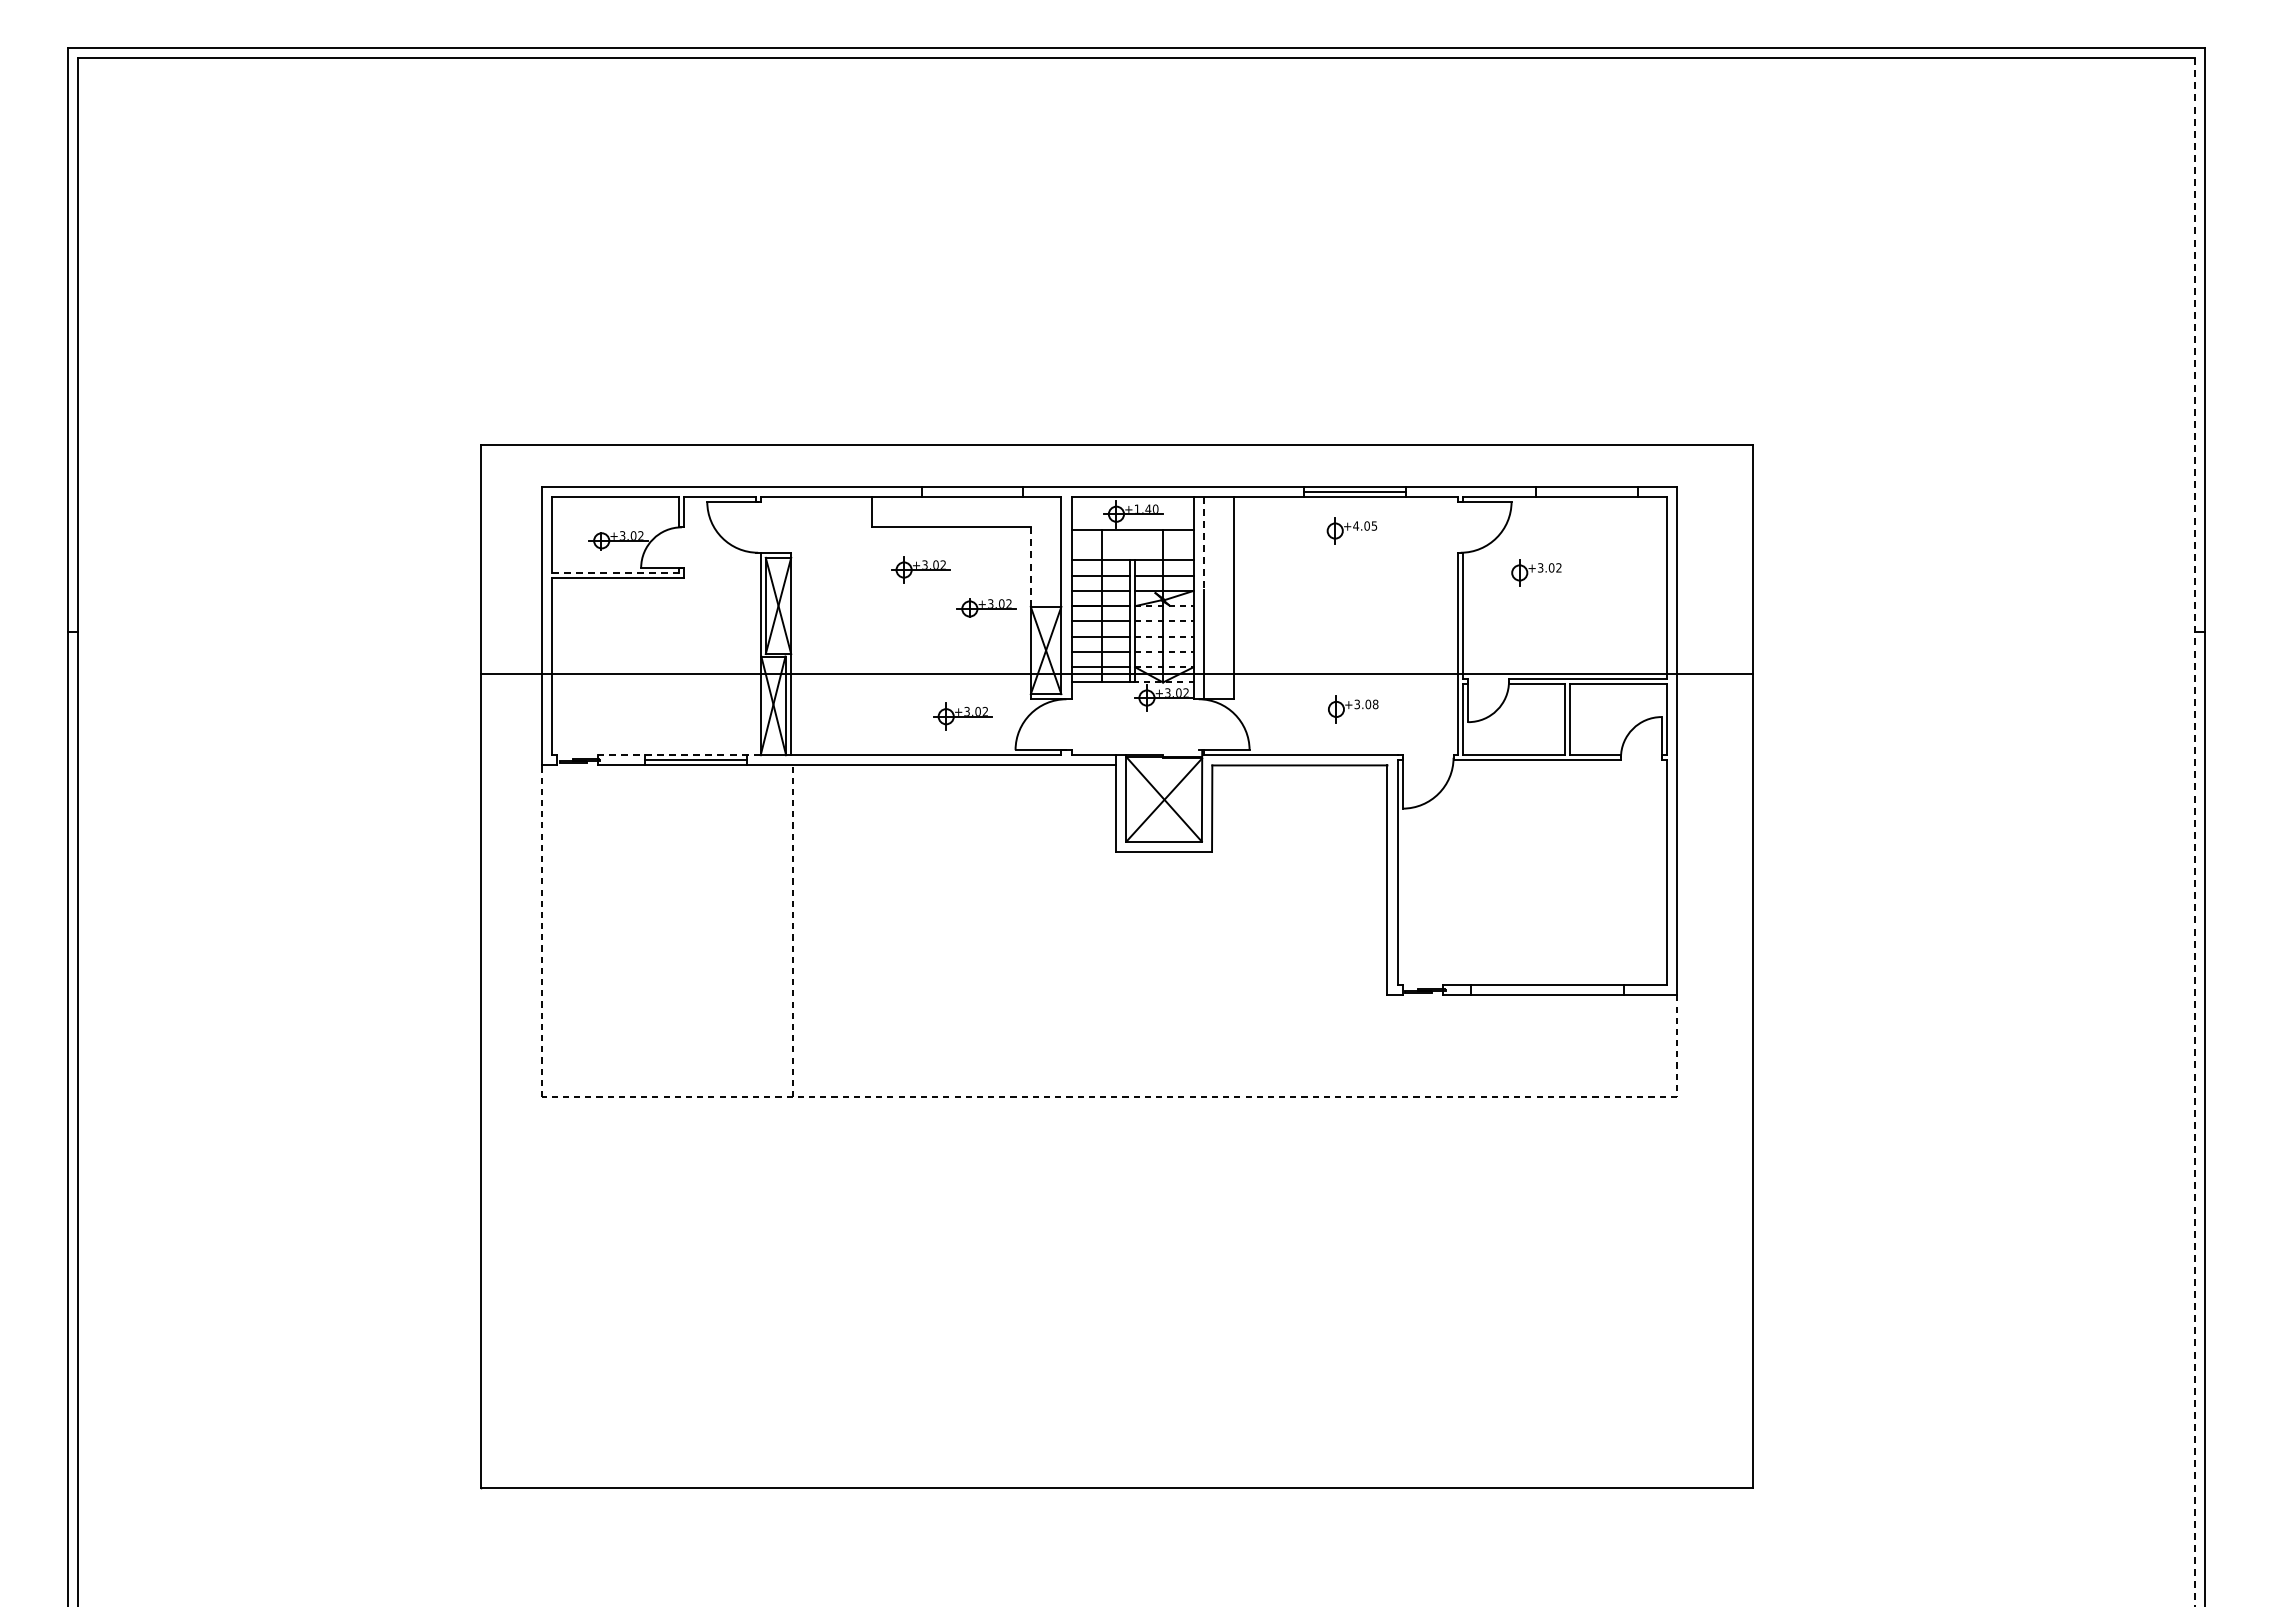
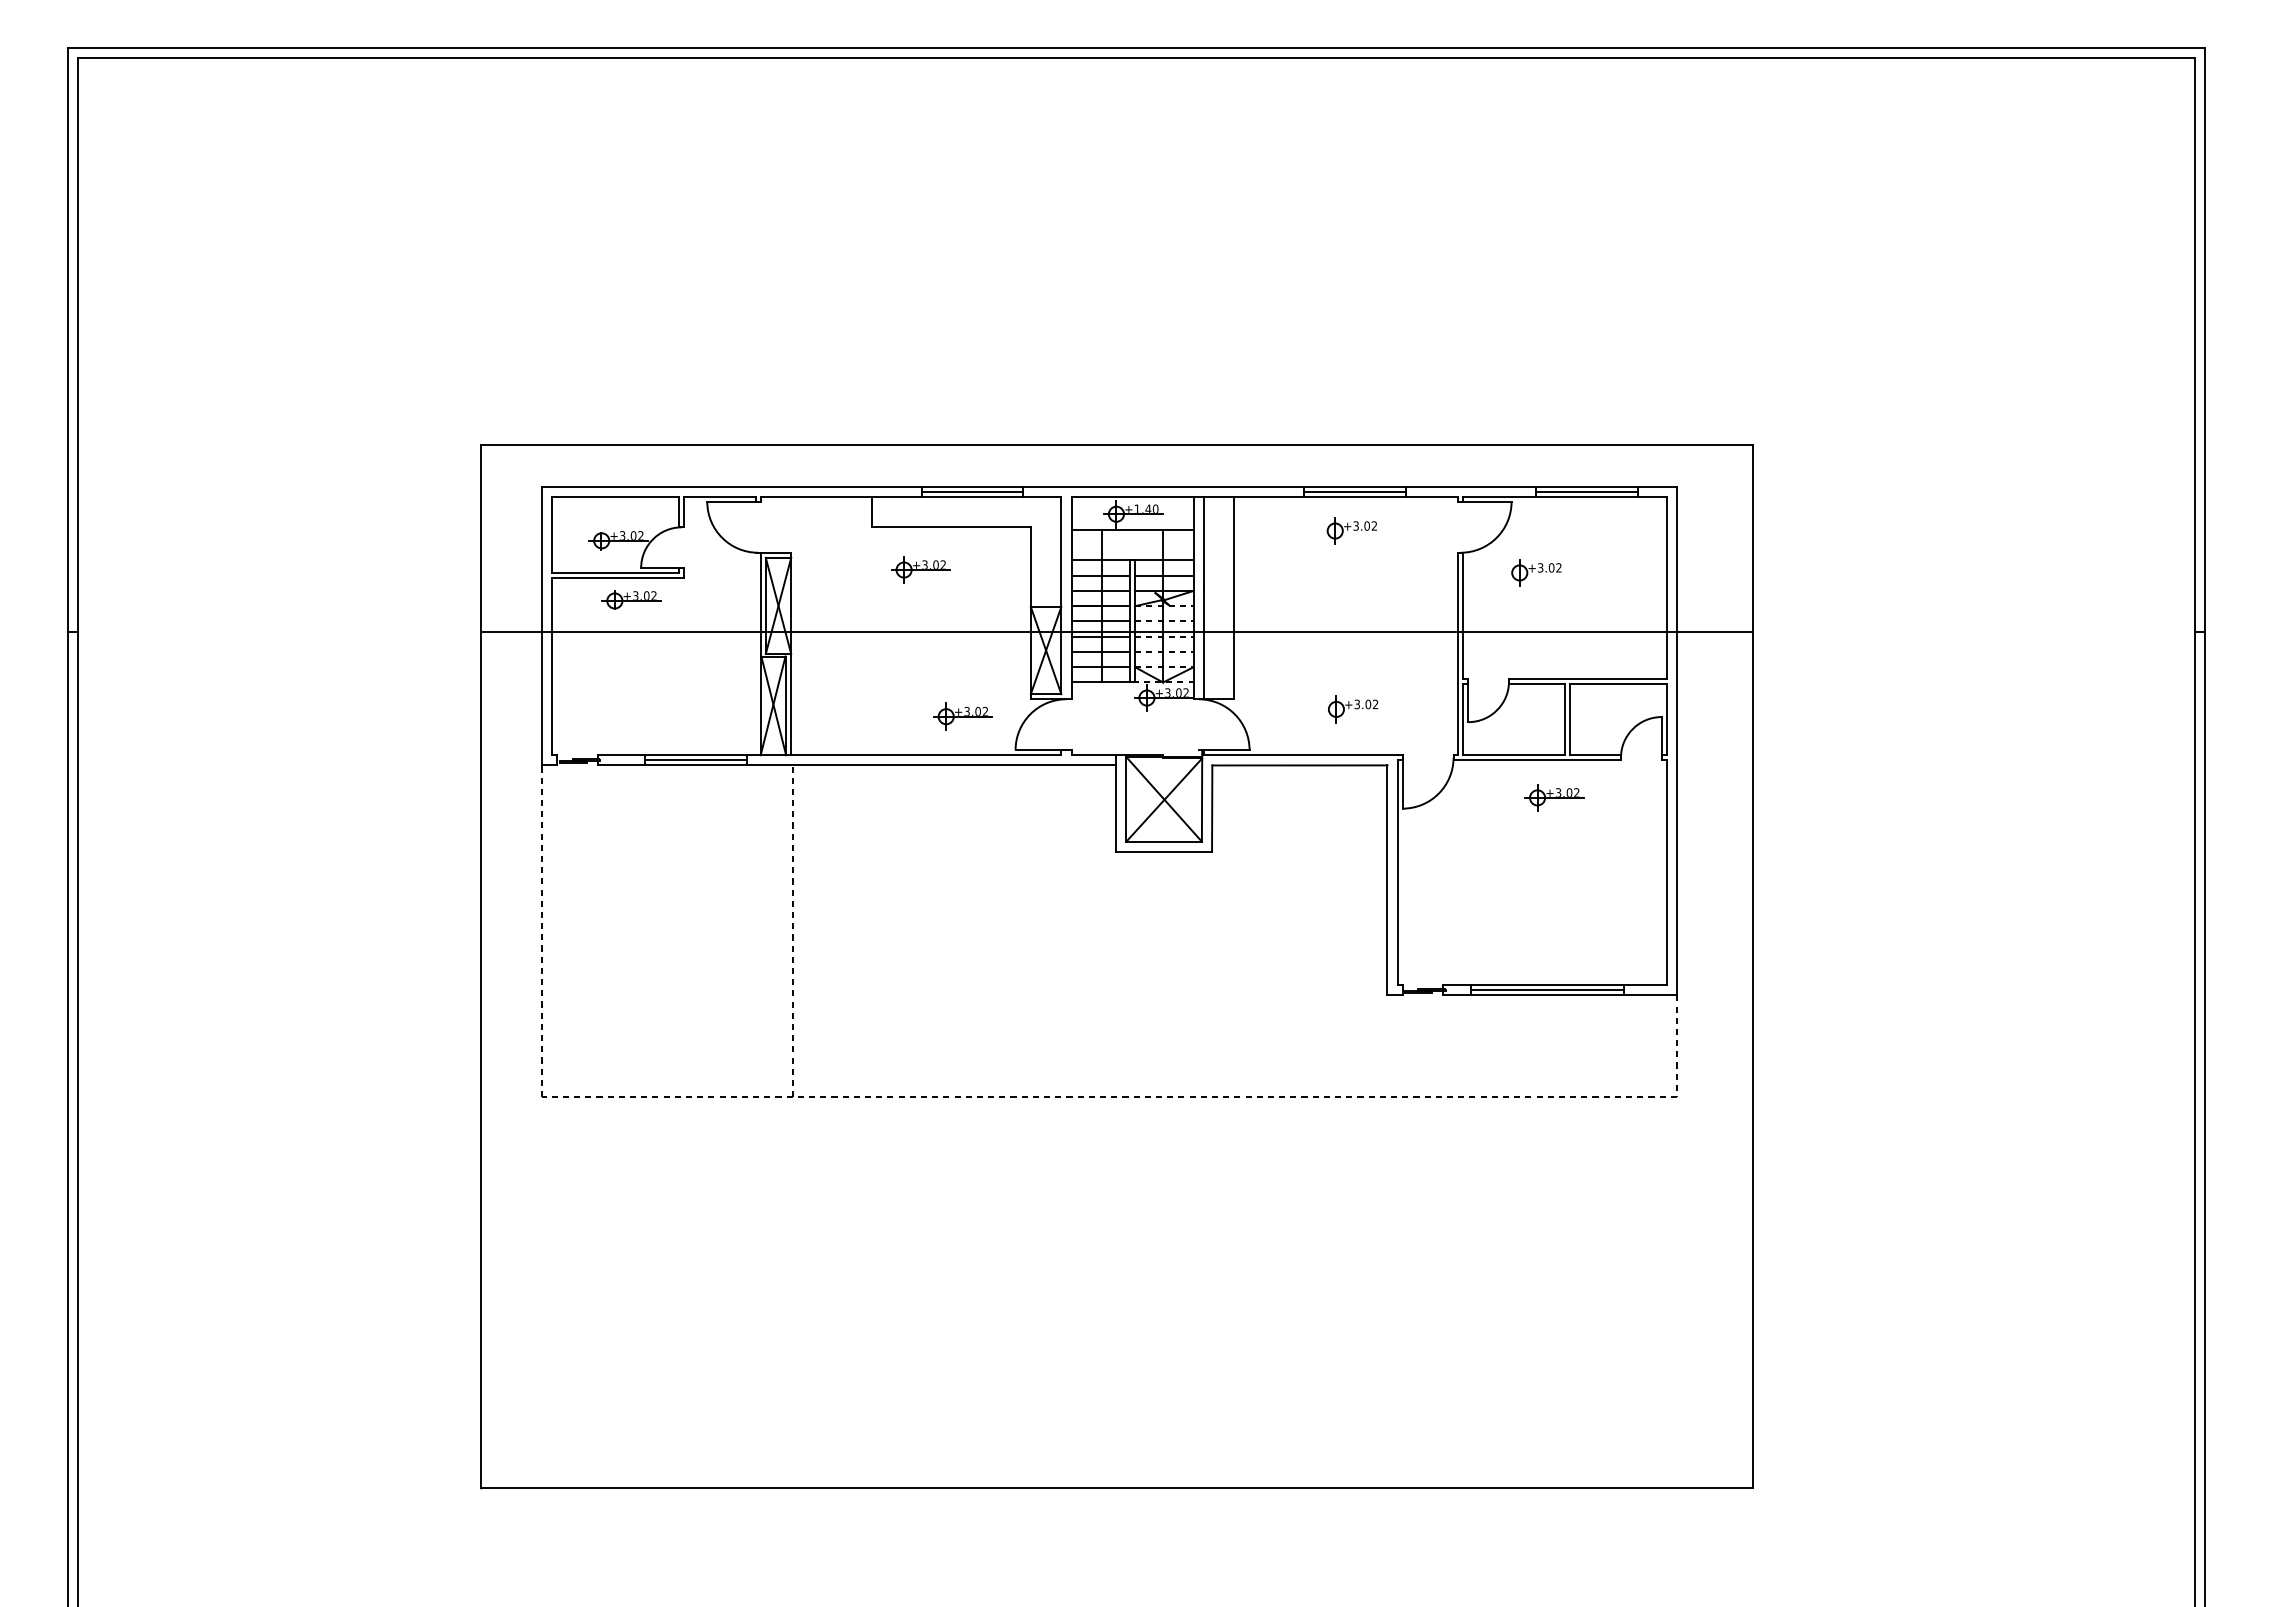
line: none -> present (972, 491)
line: none -> present (1586, 491)
text: +4.05 -> +3.02 (1365, 525)
line: dashed -> solid (1203, 543)
line: dashed -> solid (1030, 567)
line: dashed -> solid (615, 573)
part position: (986, 607) -> (631, 599) (631, 599)
line position: (1116, 673) -> (1116, 631) (1116, 631)
text: +3.08 -> +3.02 (1375, 704)
line: dashed -> solid (678, 755)
part: none -> present (1554, 797)
line: dashed -> solid (2194, 833)
line: none -> present (1547, 990)
